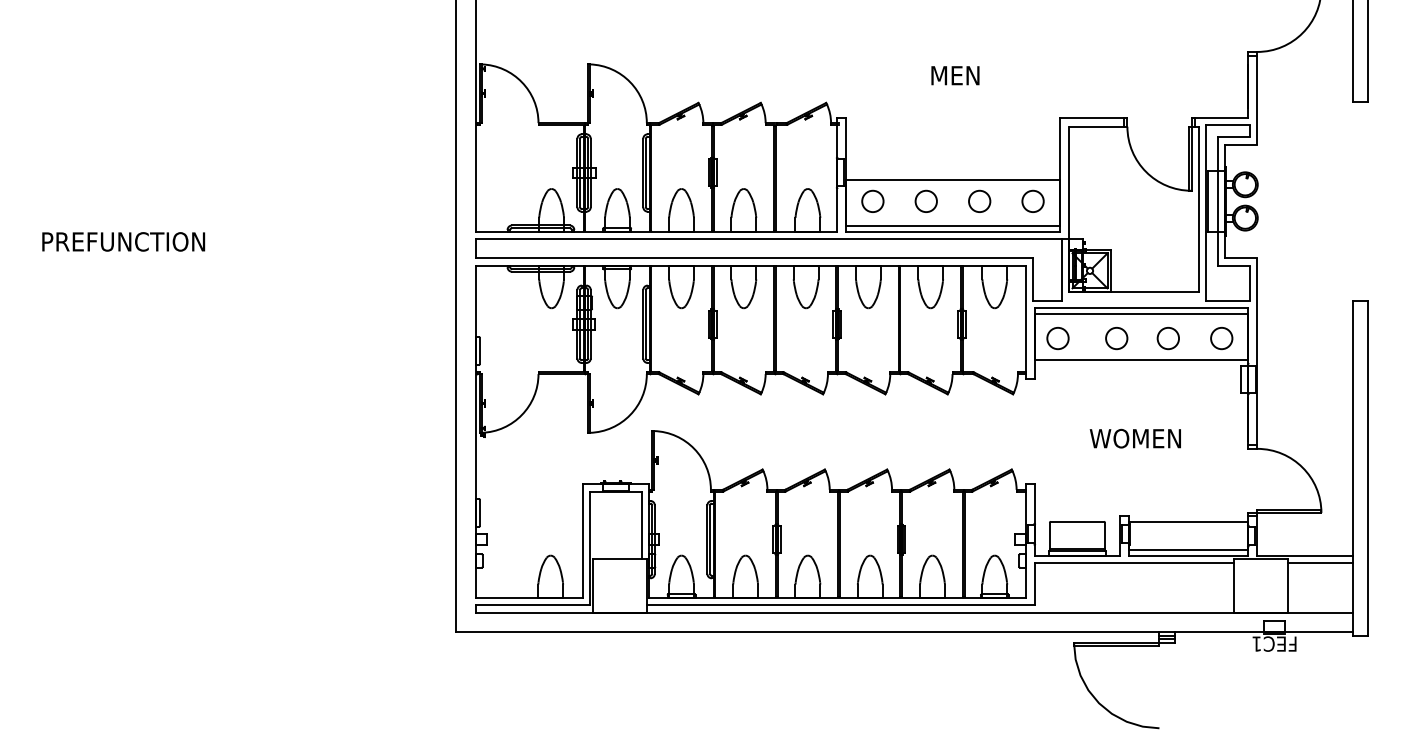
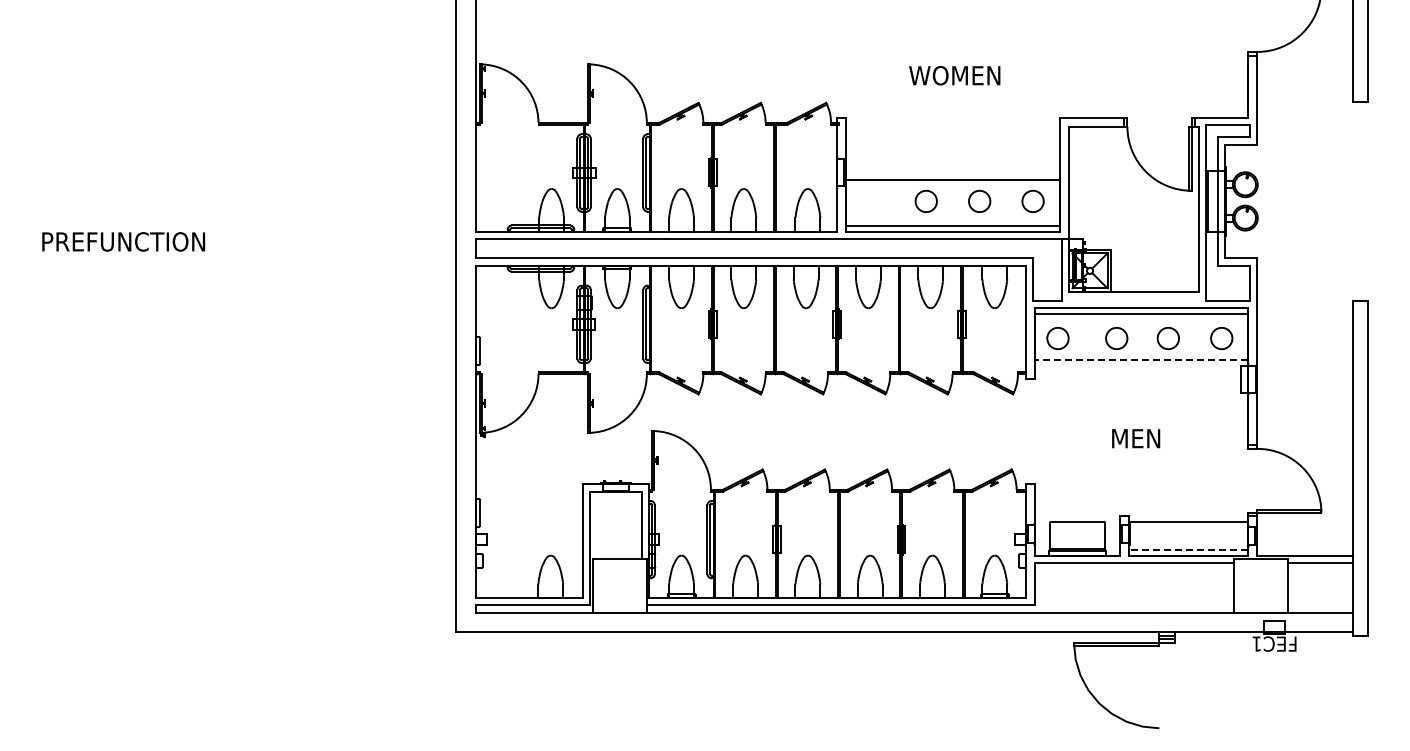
text: MEN -> WOMEN (954, 75)
circle: present -> none (872, 200)
line: solid -> dashed (1141, 359)
text: WOMEN -> MEN (1134, 438)
line: solid -> dashed (1188, 550)
